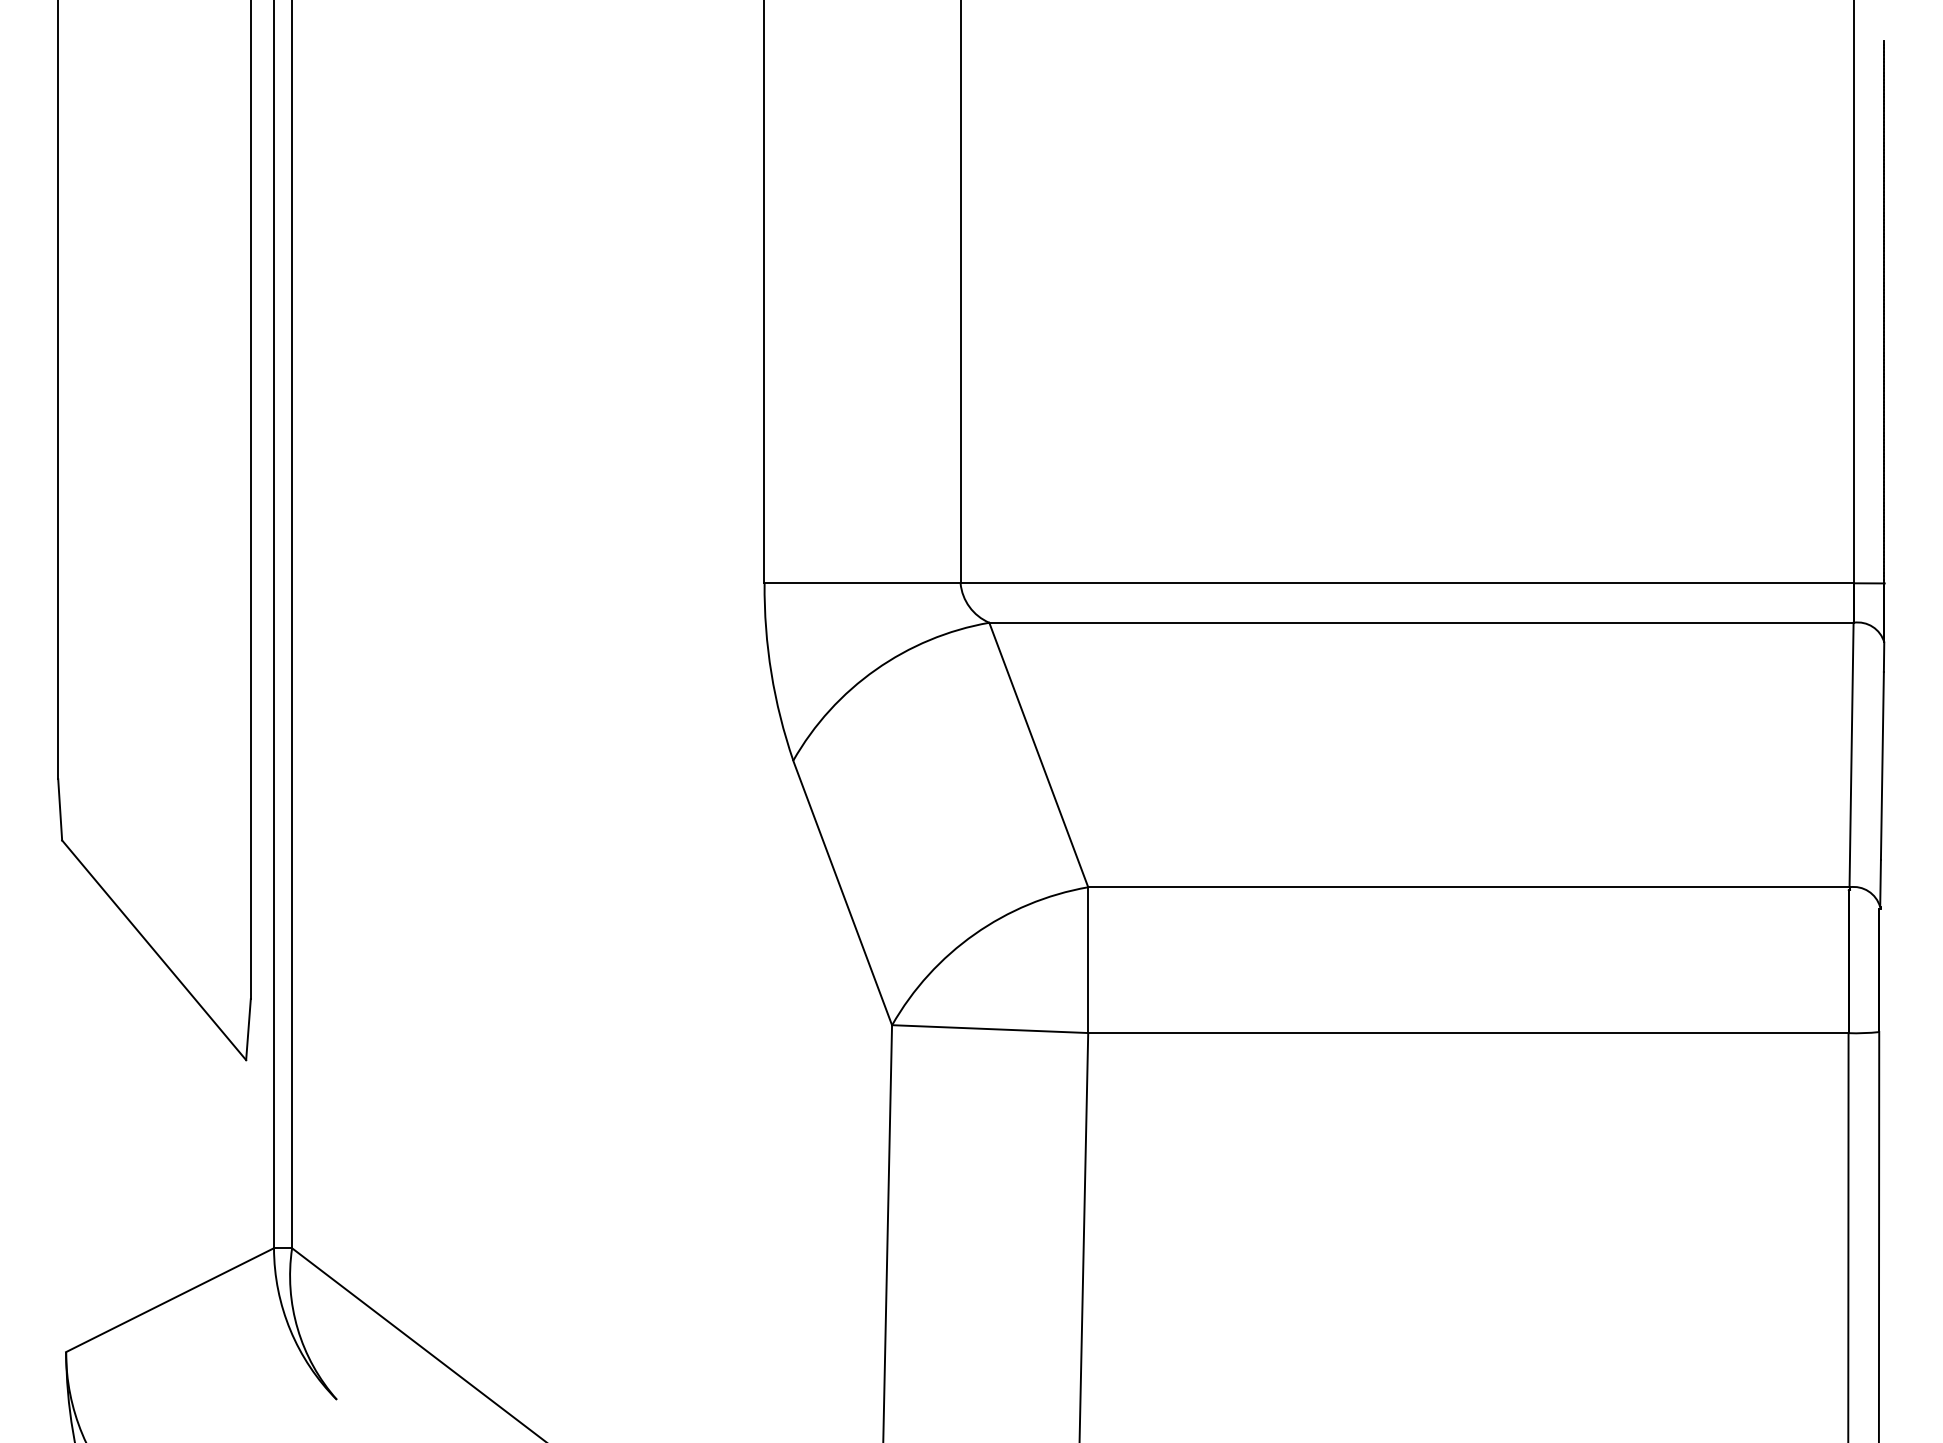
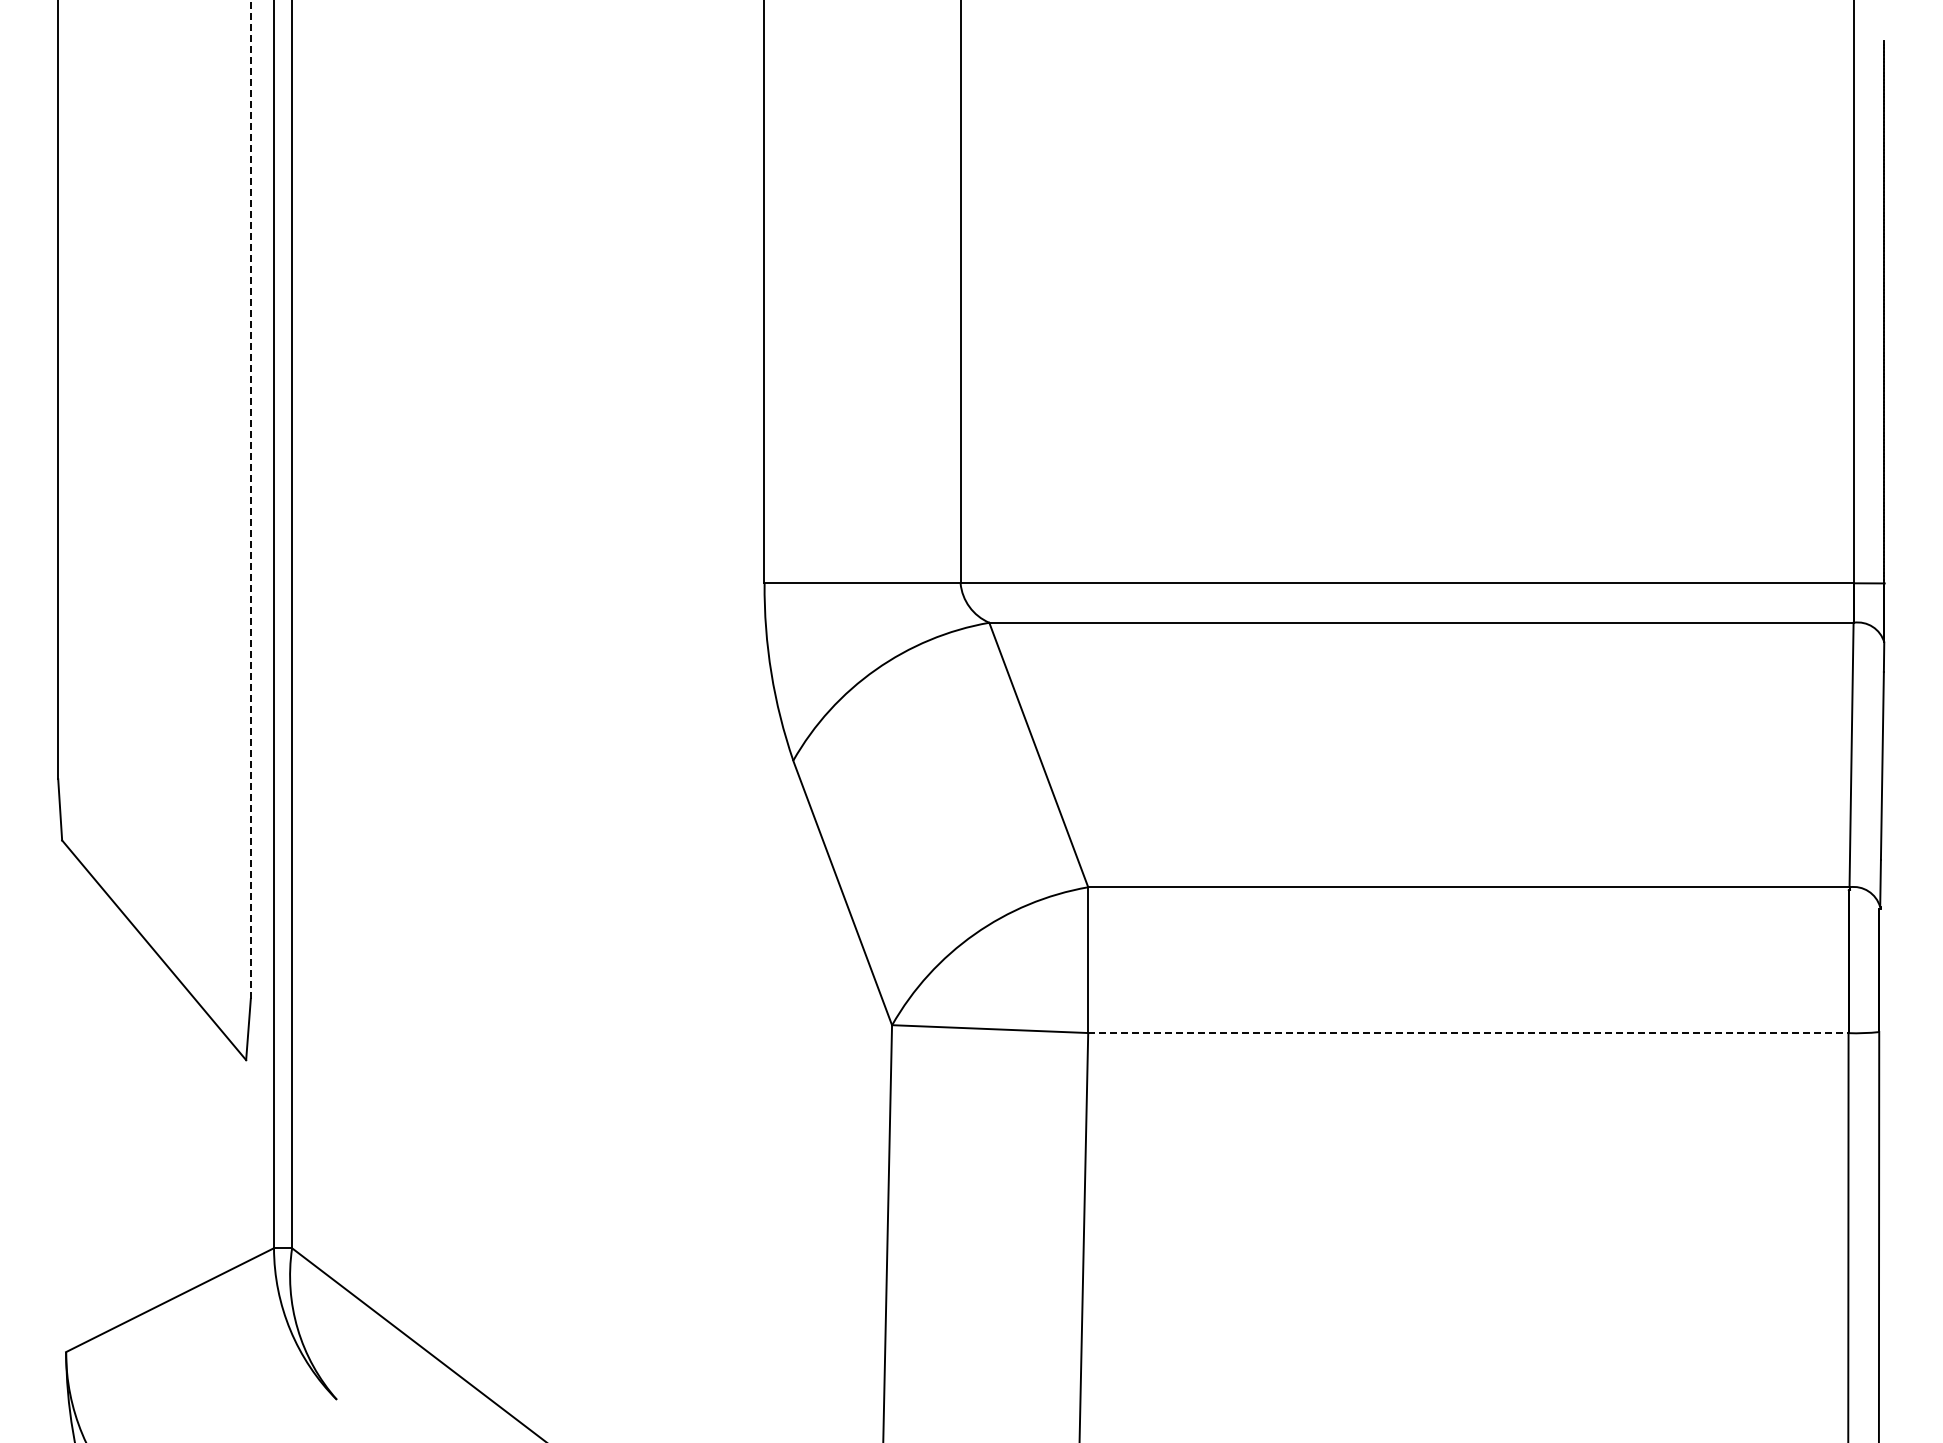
line: solid -> dashed (250, 499)
line: solid -> dashed (1468, 1033)
